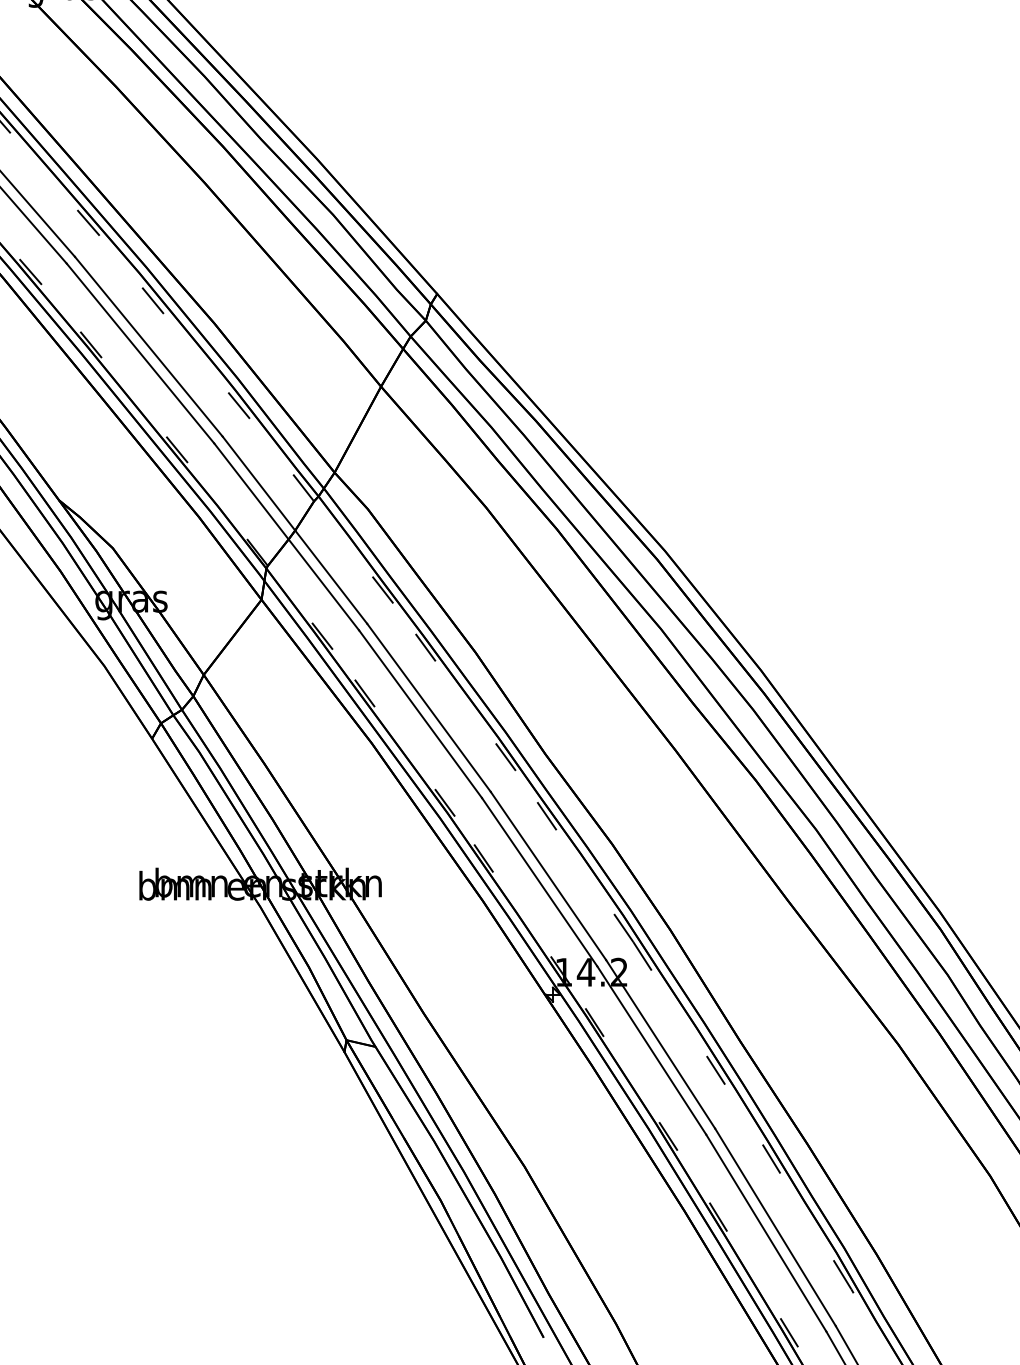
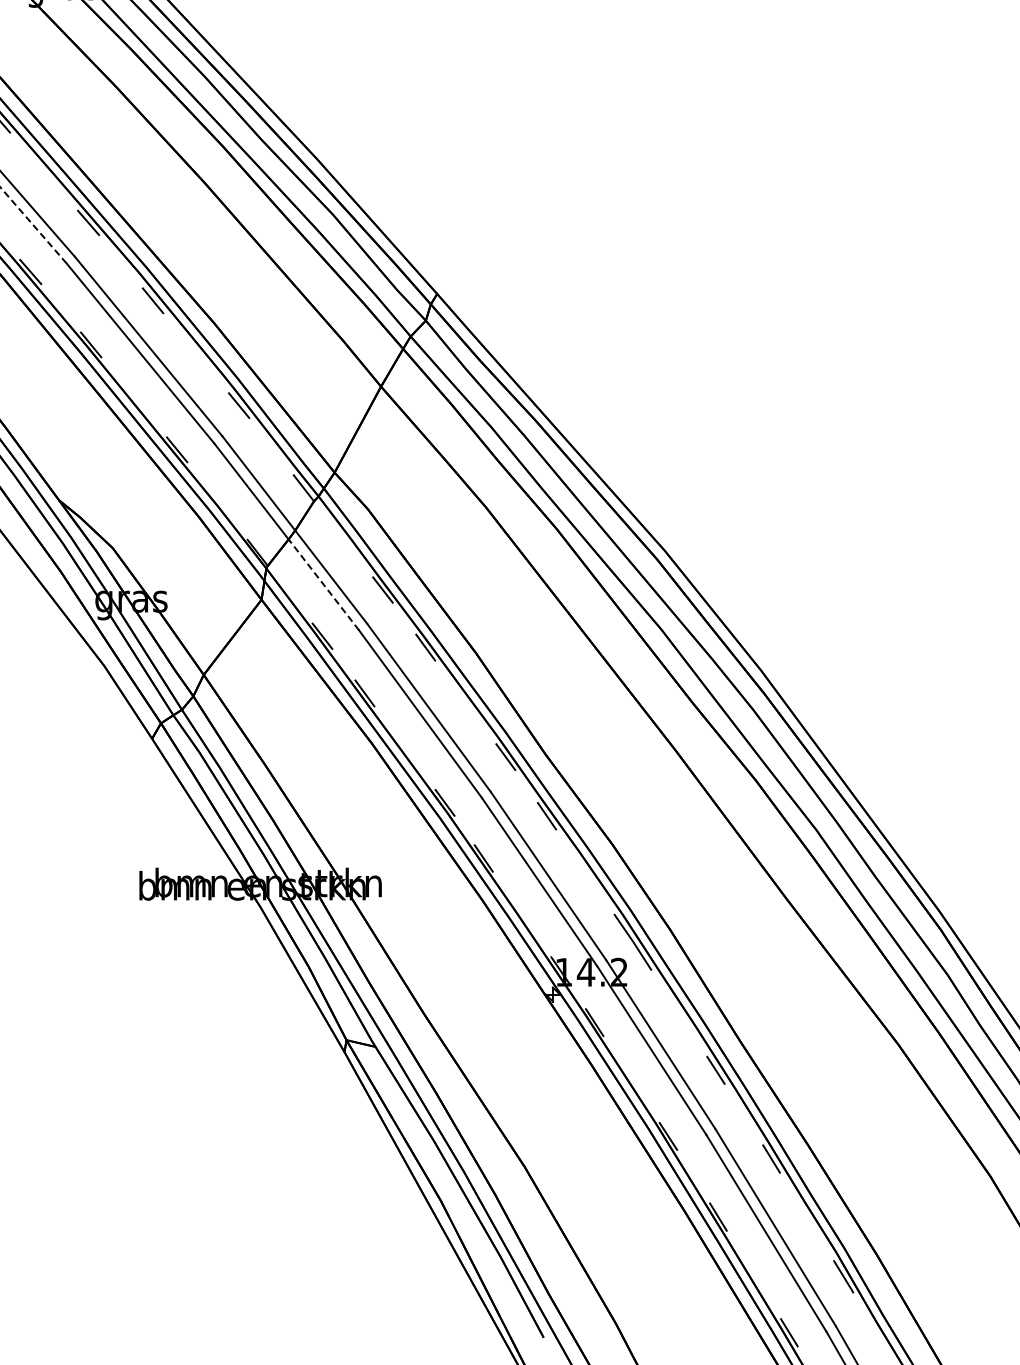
line: solid -> dashed (33, 225)
line: solid -> dashed (323, 584)
